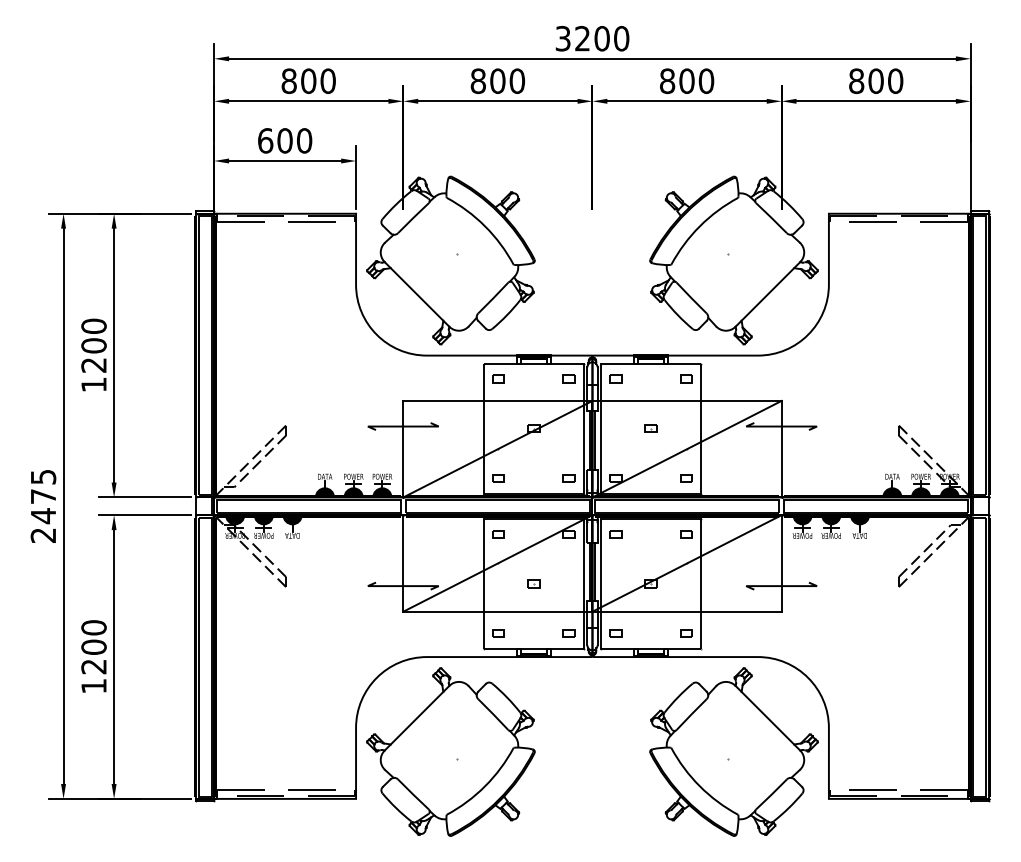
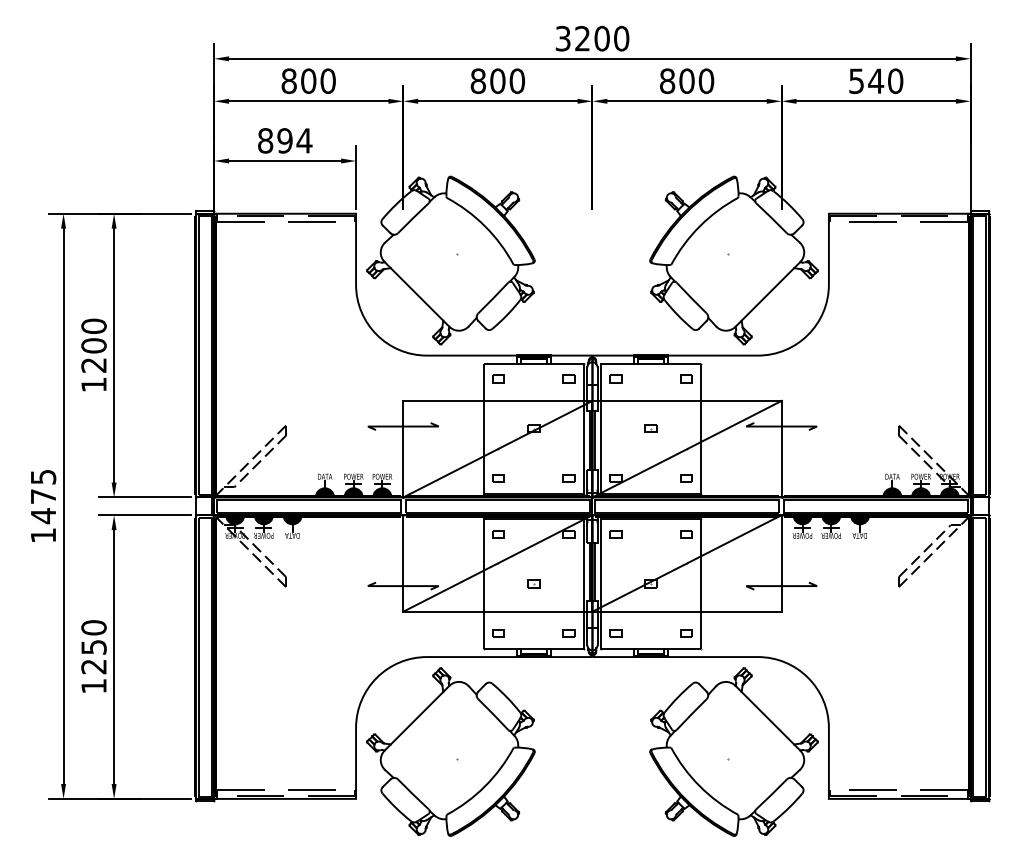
text: 800 -> 540 (866, 80)
text: 600 -> 894 (285, 140)
text: 2475 -> 1475 (42, 535)
text: 1200 -> 1250 (93, 646)
